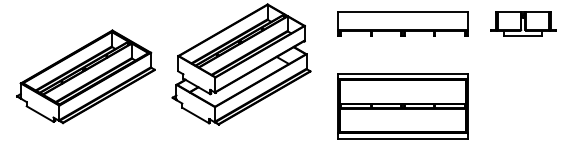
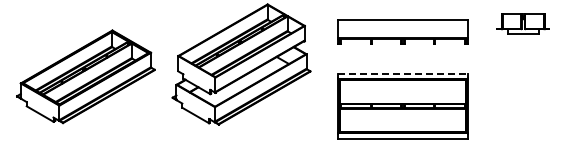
part position: (402, 23) -> (402, 31) (402, 31)
part size: 67x26 px -> 54x22 px (522, 23)
line: solid -> dashed (403, 73)
